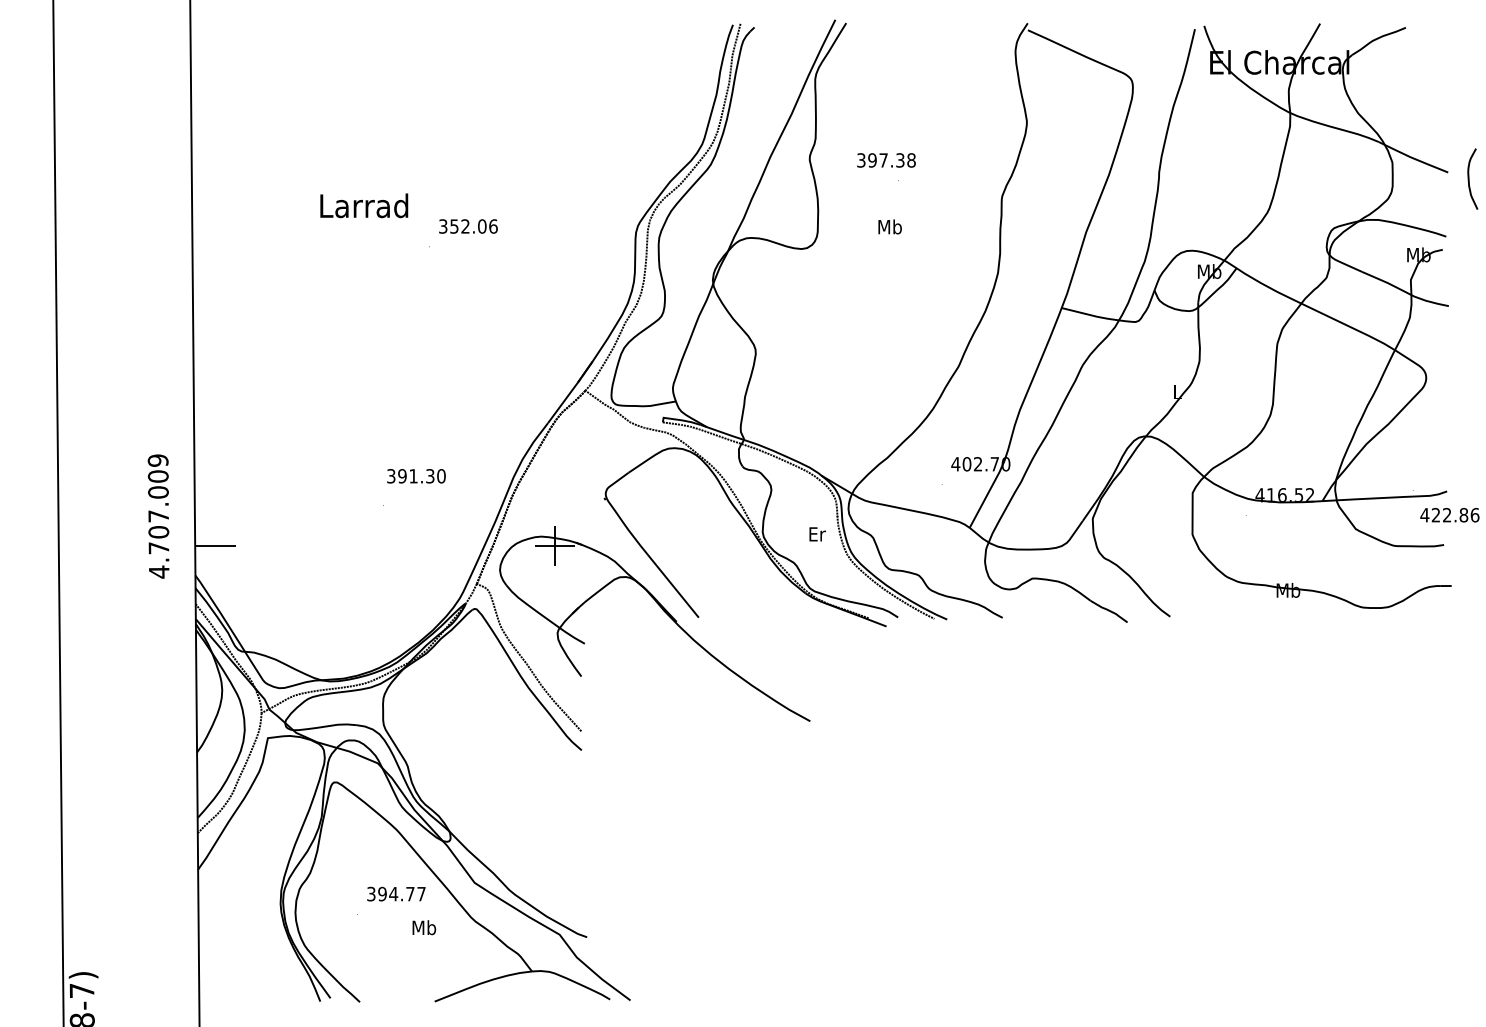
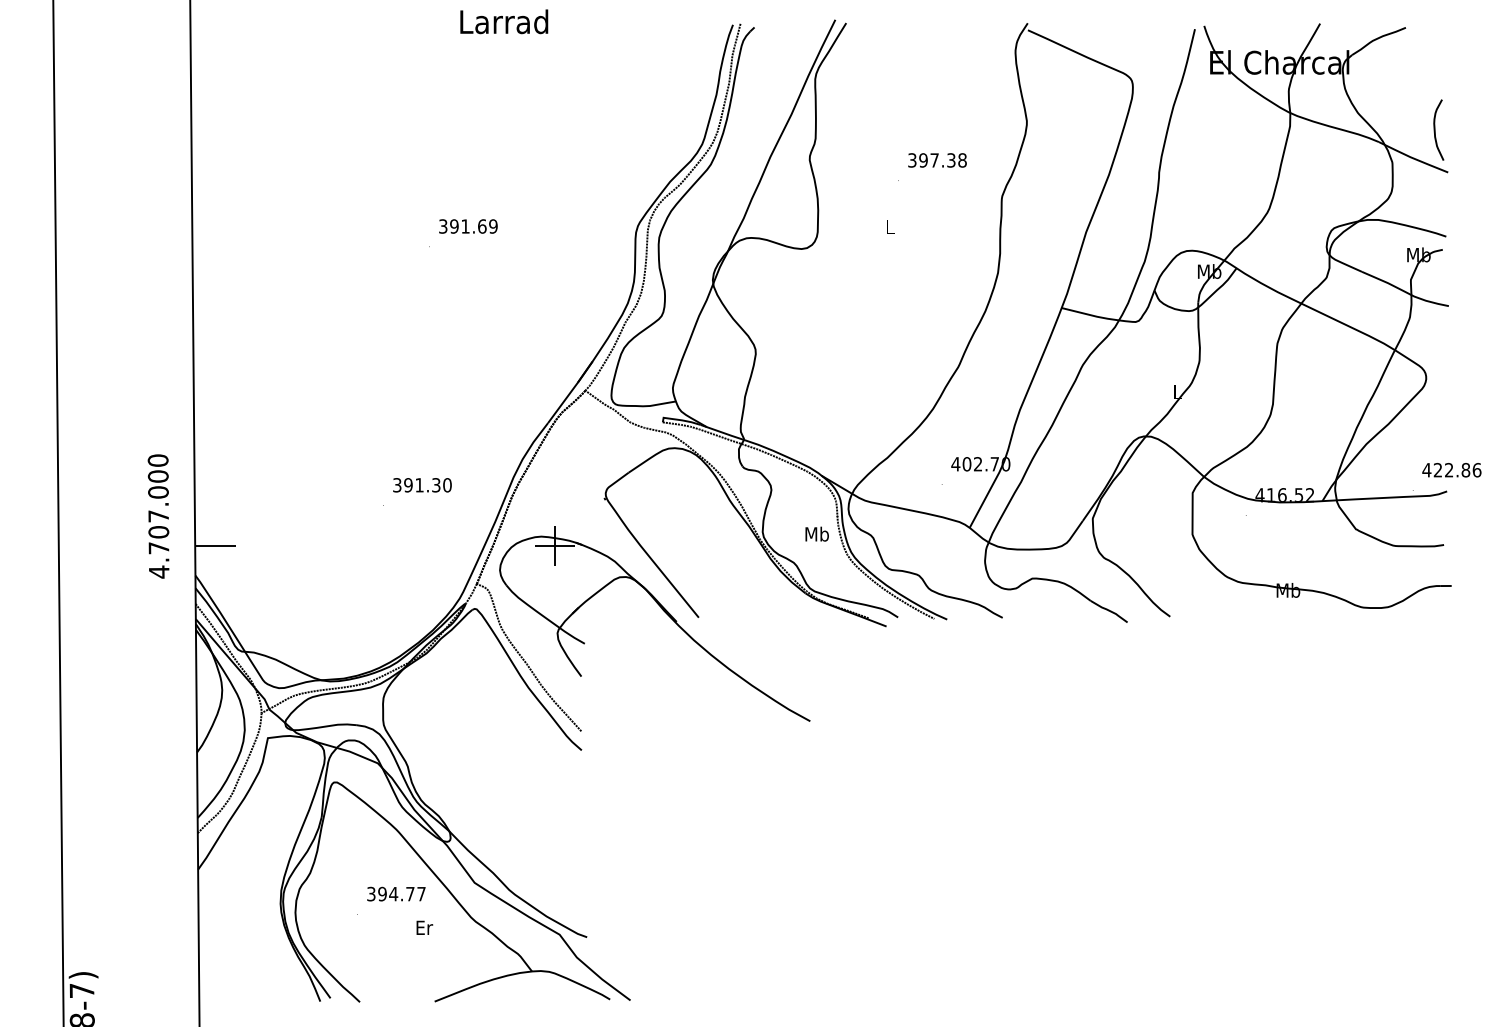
text position: (886, 160) -> (937, 160) (937, 160)
curve position: (1469, 178) -> (1435, 129) (1435, 129)
text position: (364, 205) -> (504, 21) (504, 21)
text: 352.06 -> 391.69 (473, 226)
text: Mb -> L (889, 226)
text: 4.707.009 -> 4.707.000 (158, 460)
text position: (416, 476) -> (422, 485) (422, 485)
text position: (1449, 515) -> (1451, 470) (1451, 470)
text: Er -> Mb (816, 533)
text: Mb -> Er (424, 927)
